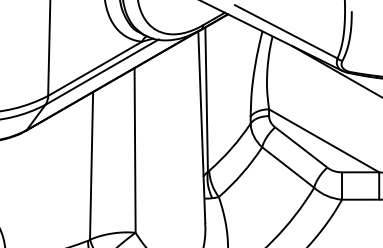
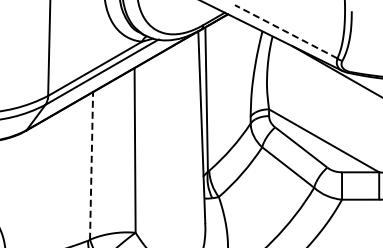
line: solid -> dashed (286, 31)
line: solid -> dashed (91, 165)
